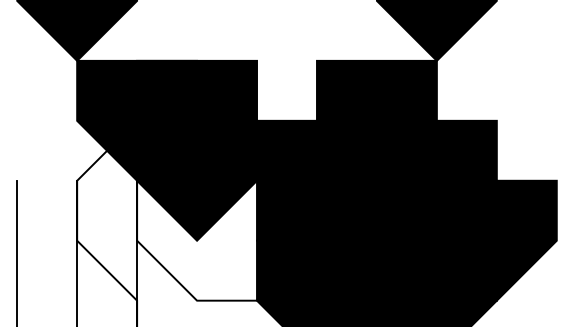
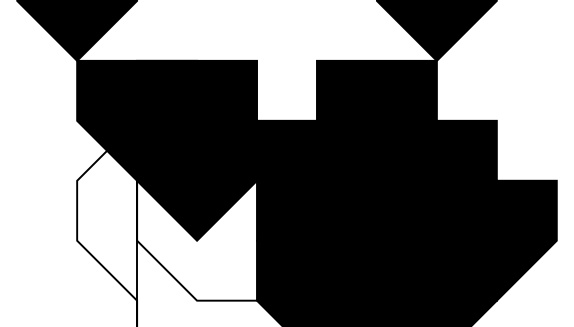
line: present -> none (17, 251)
line: present -> none (77, 251)
